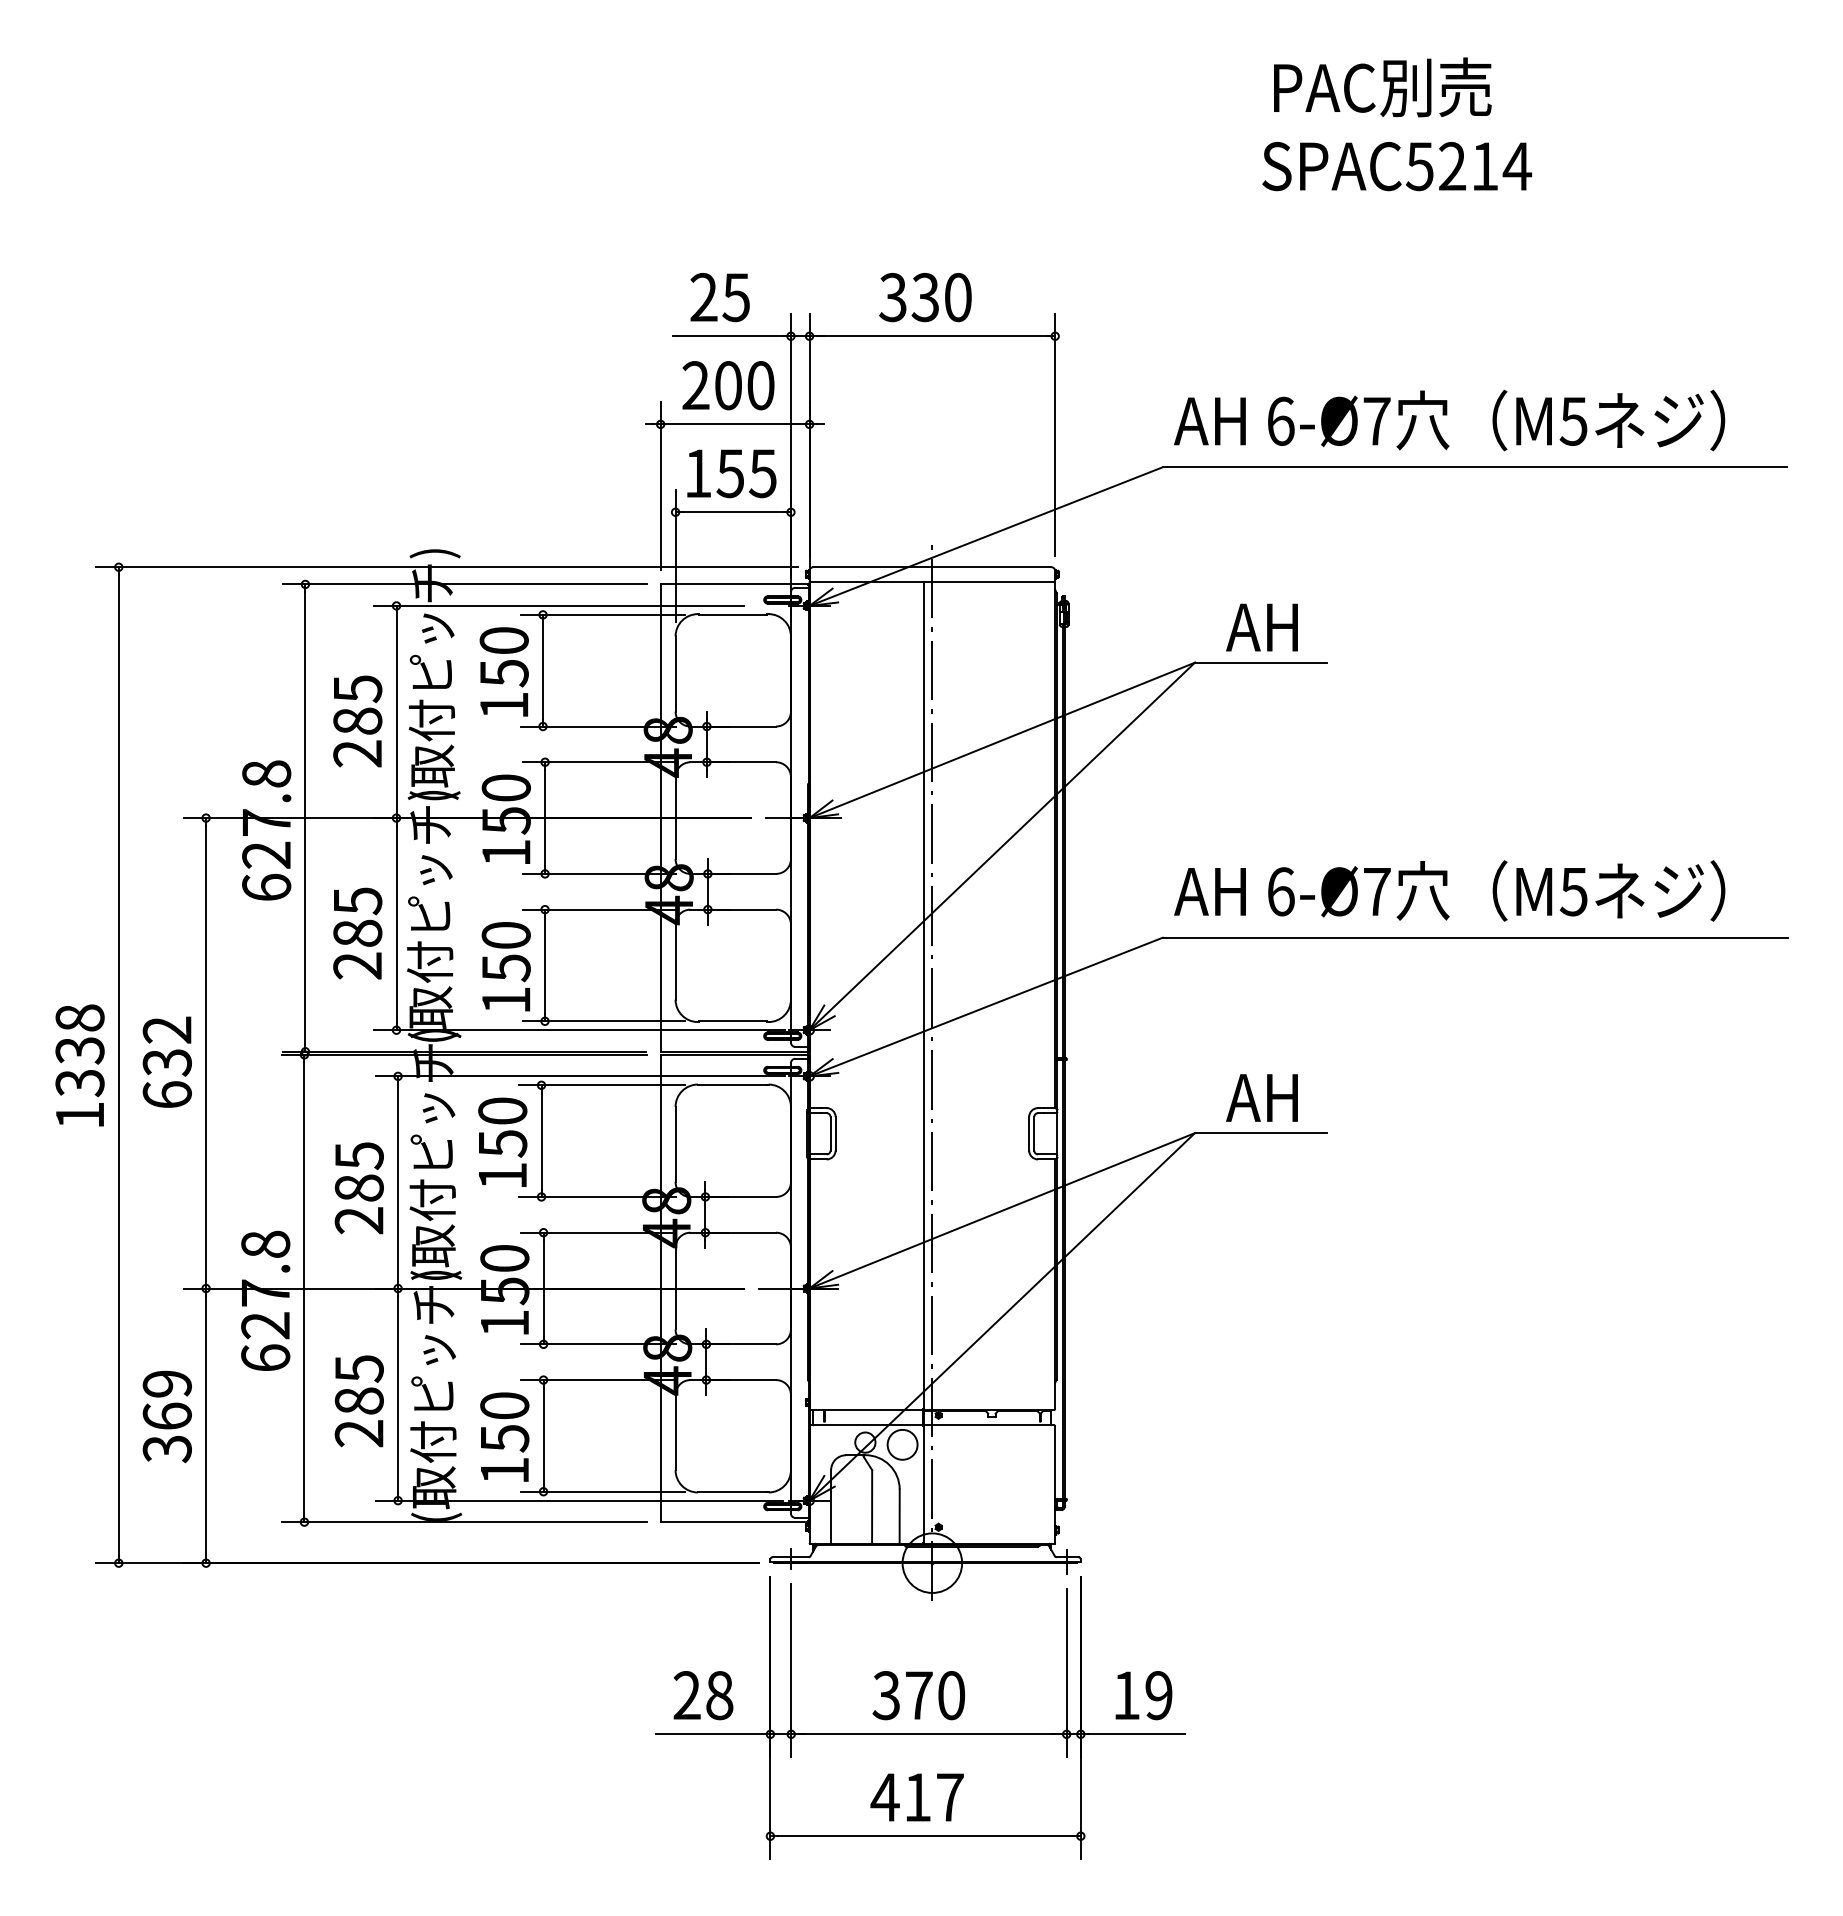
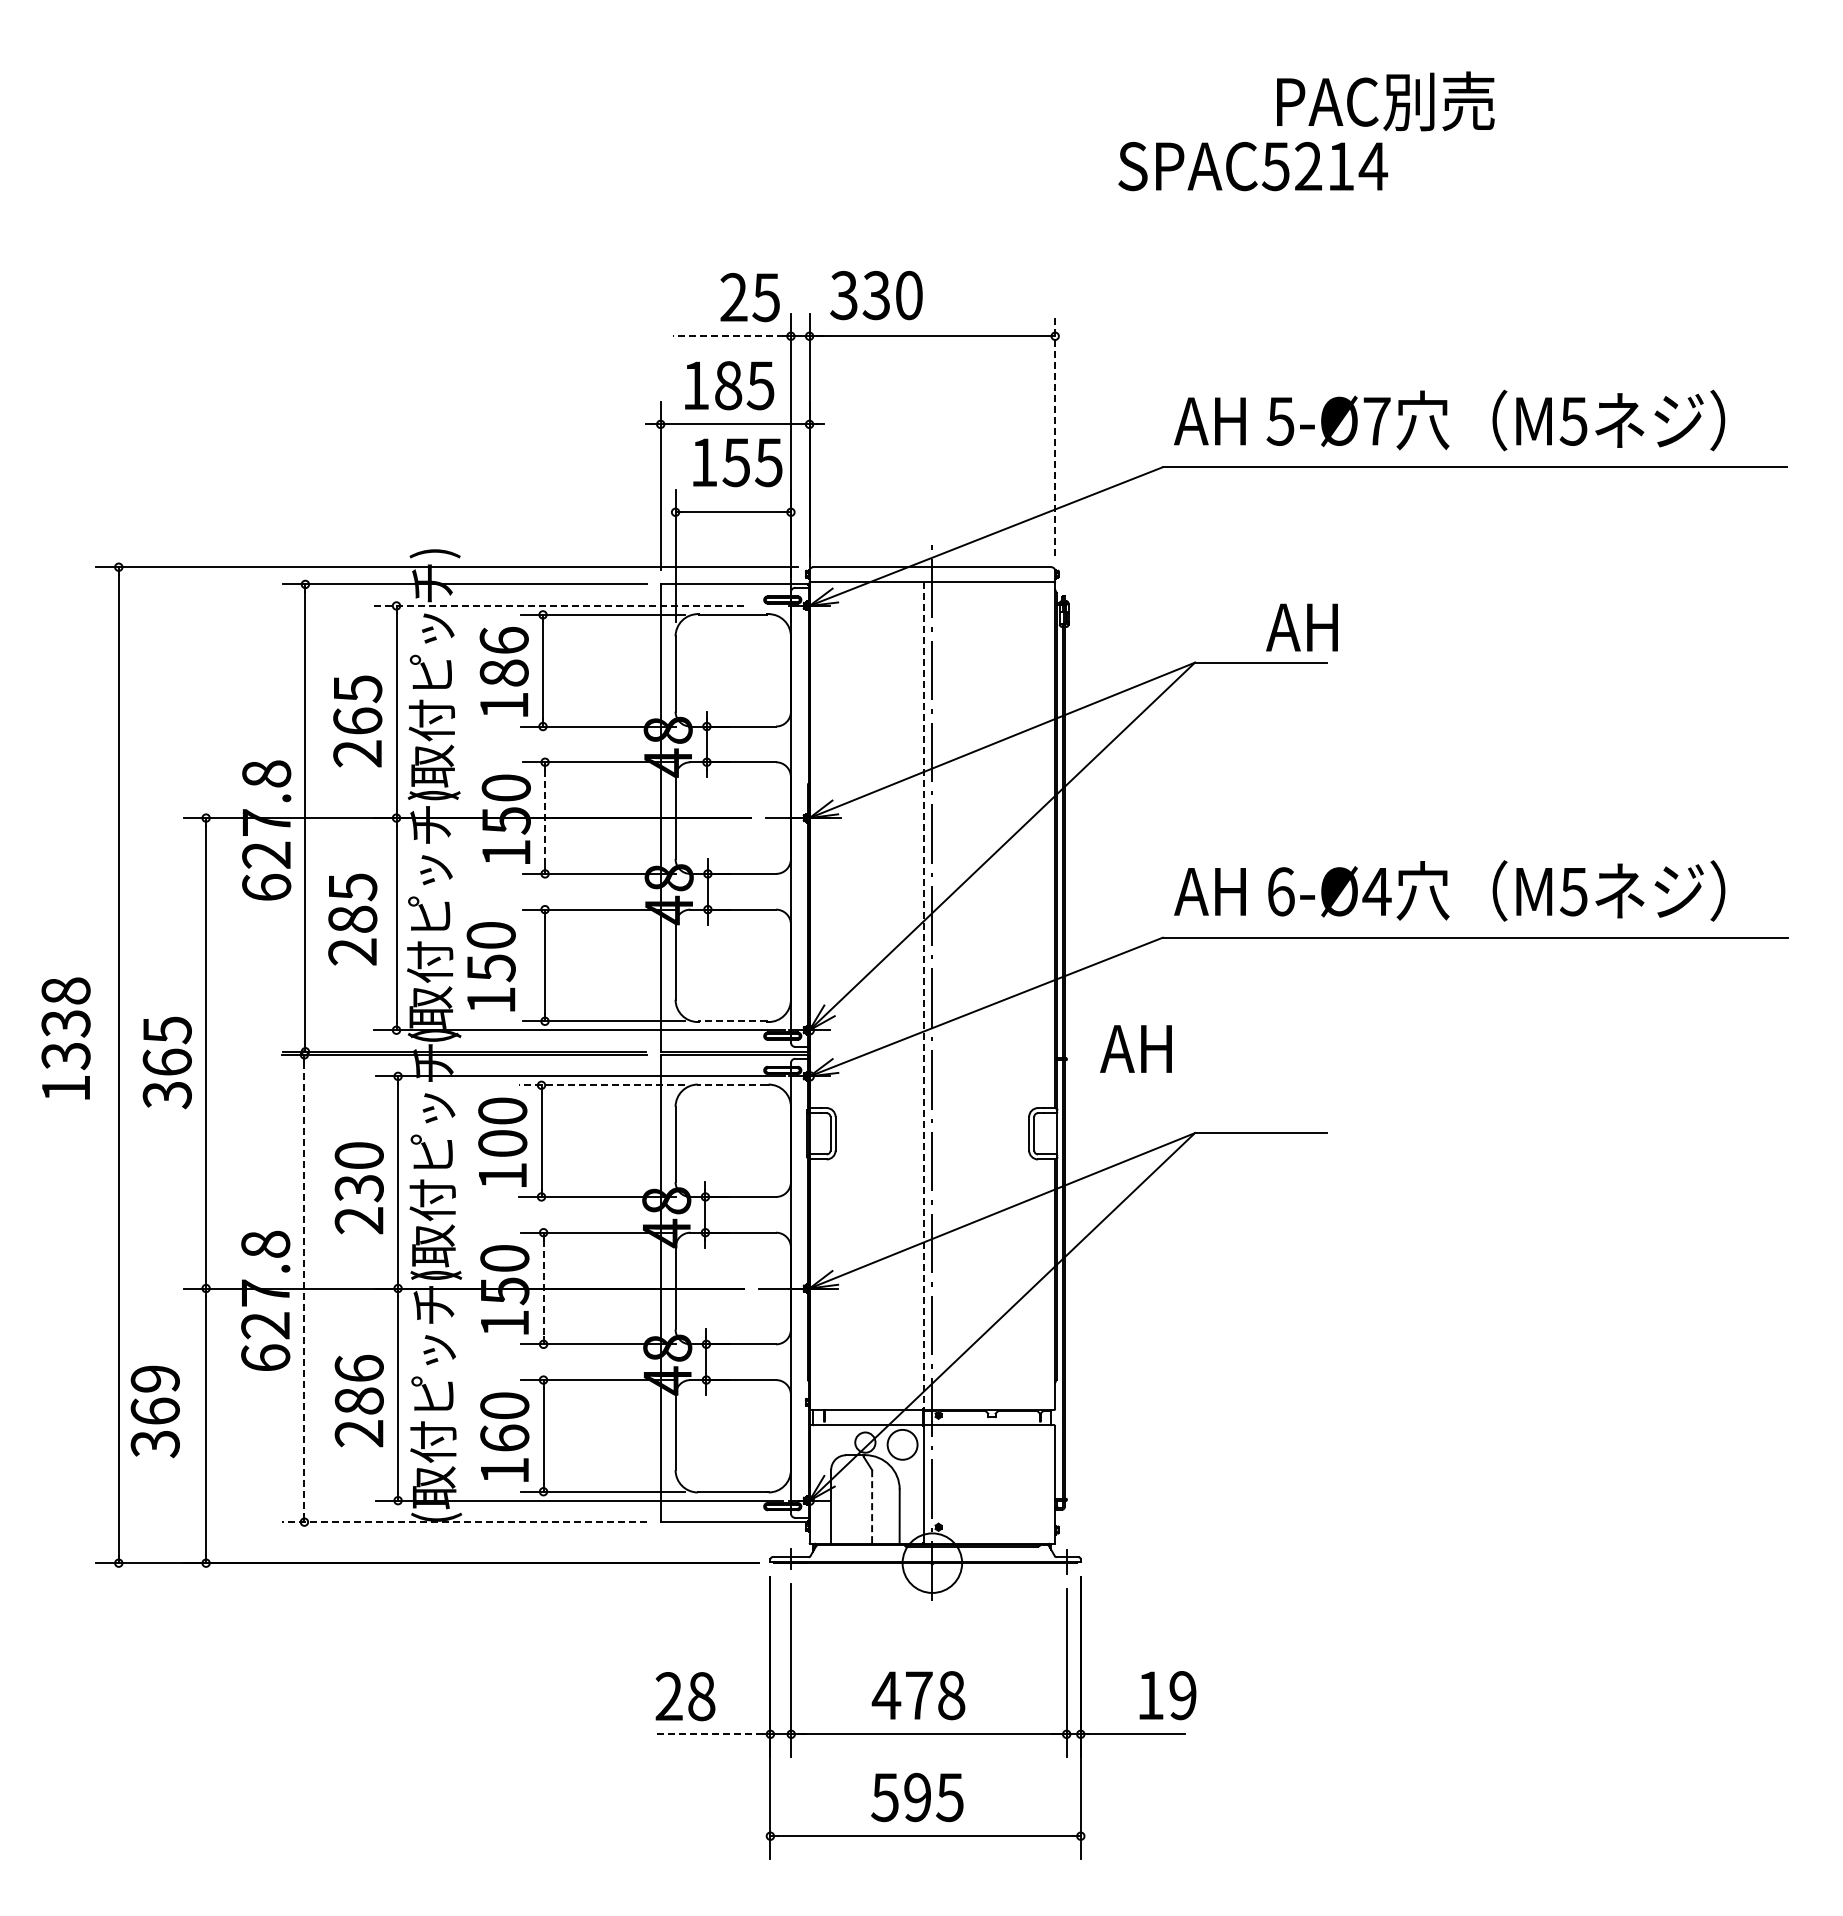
text position: (1382, 87) -> (1385, 101) (1385, 101)
text position: (1397, 166) -> (1253, 166) (1253, 166)
text position: (719, 297) -> (749, 297) (749, 297)
text position: (925, 297) -> (876, 295) (876, 295)
line: solid -> dashed (727, 336)
text: 200 -> 185 (728, 385)
text: 6-Ø7 -> 5-Ø7 (1280, 420)
line: solid -> dashed (1055, 434)
text position: (731, 473) -> (737, 462) (737, 462)
line: solid -> dashed (559, 605)
text position: (1261, 627) -> (1301, 627) (1301, 627)
text: 150 -> 186 (503, 656)
text: 285 -> 265 (357, 720)
line: solid -> dashed (545, 818)
text: 6-Ø7 -> 6-Ø4 (1376, 891)
text position: (357, 933) -> (352, 919) (352, 919)
text position: (505, 966) -> (490, 966) (490, 966)
line: solid -> dashed (923, 996)
line: solid -> dashed (733, 1021)
text: 632 -> 365 (166, 1062)
text position: (79, 1065) -> (65, 1038) (65, 1038)
line: solid -> dashed (601, 1085)
line: solid -> dashed (733, 1085)
text position: (1261, 1097) -> (1135, 1048) (1135, 1048)
text: 150 -> 100 (502, 1143)
text: 285 -> 230 (358, 1172)
line: solid -> dashed (304, 1289)
line: solid -> dashed (543, 1289)
text: 285 -> 286 (358, 1368)
text position: (166, 1416) -> (154, 1411) (154, 1411)
text: 150 -> 160 (504, 1438)
line: solid -> dashed (872, 1506)
line: solid -> dashed (463, 1522)
text position: (703, 1695) -> (685, 1696) (685, 1696)
text: 370 -> 478 (918, 1695)
text position: (1143, 1695) -> (1167, 1695) (1167, 1695)
line: solid -> dashed (709, 1734)
text: 417 -> 595 (916, 1797)
